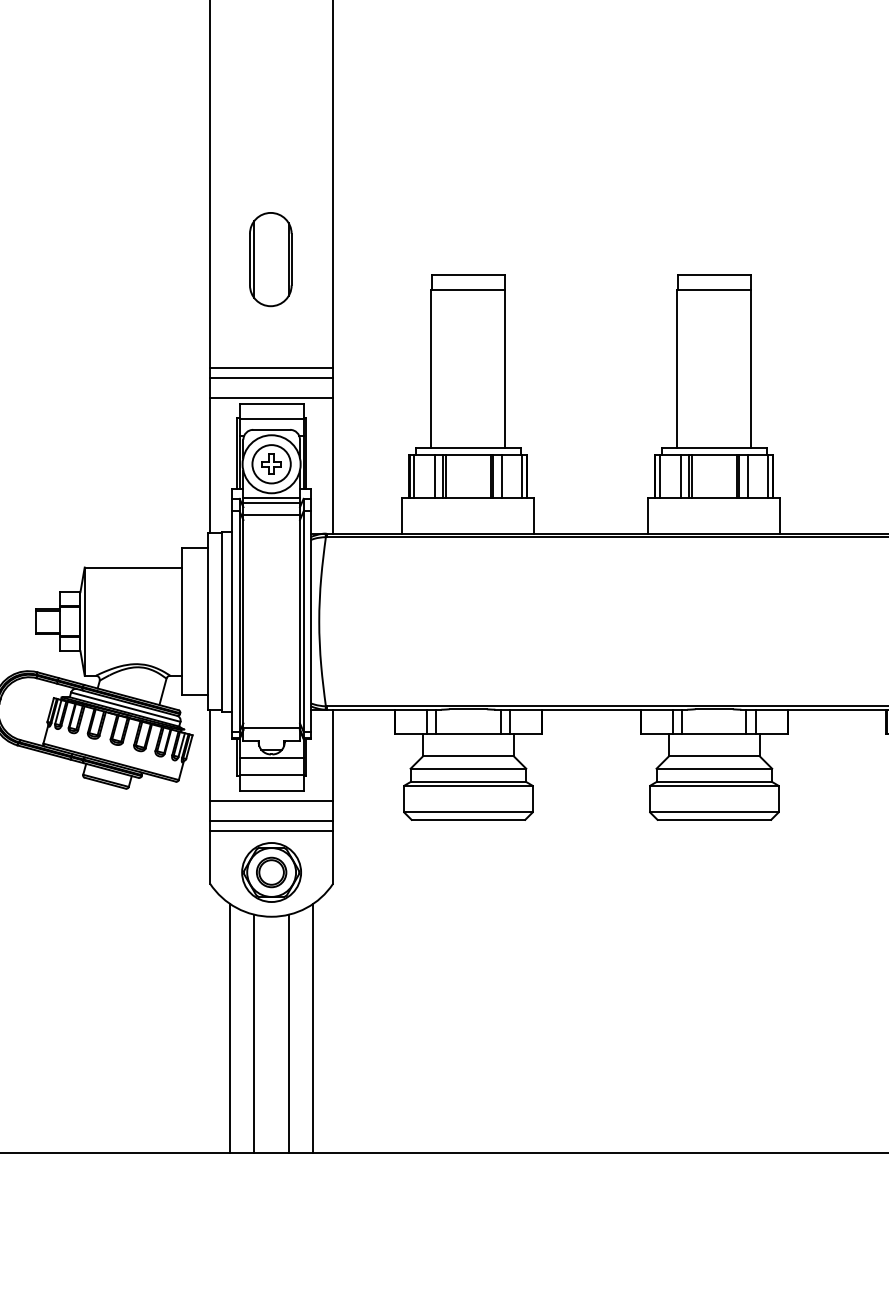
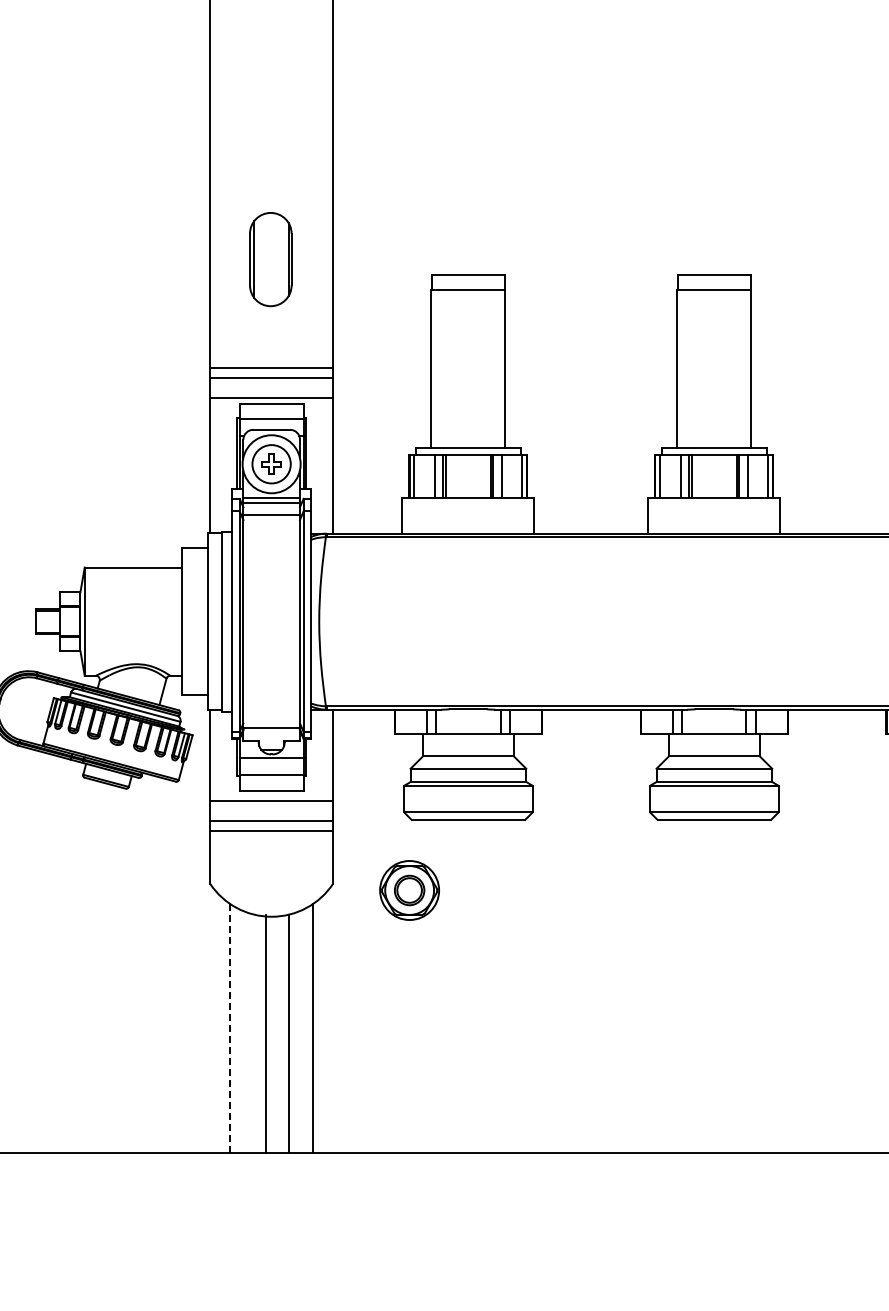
part position: (271, 872) -> (409, 890) (409, 890)
line: solid -> dashed (229, 1028)
line position: (254, 1033) -> (266, 1033) (266, 1033)
